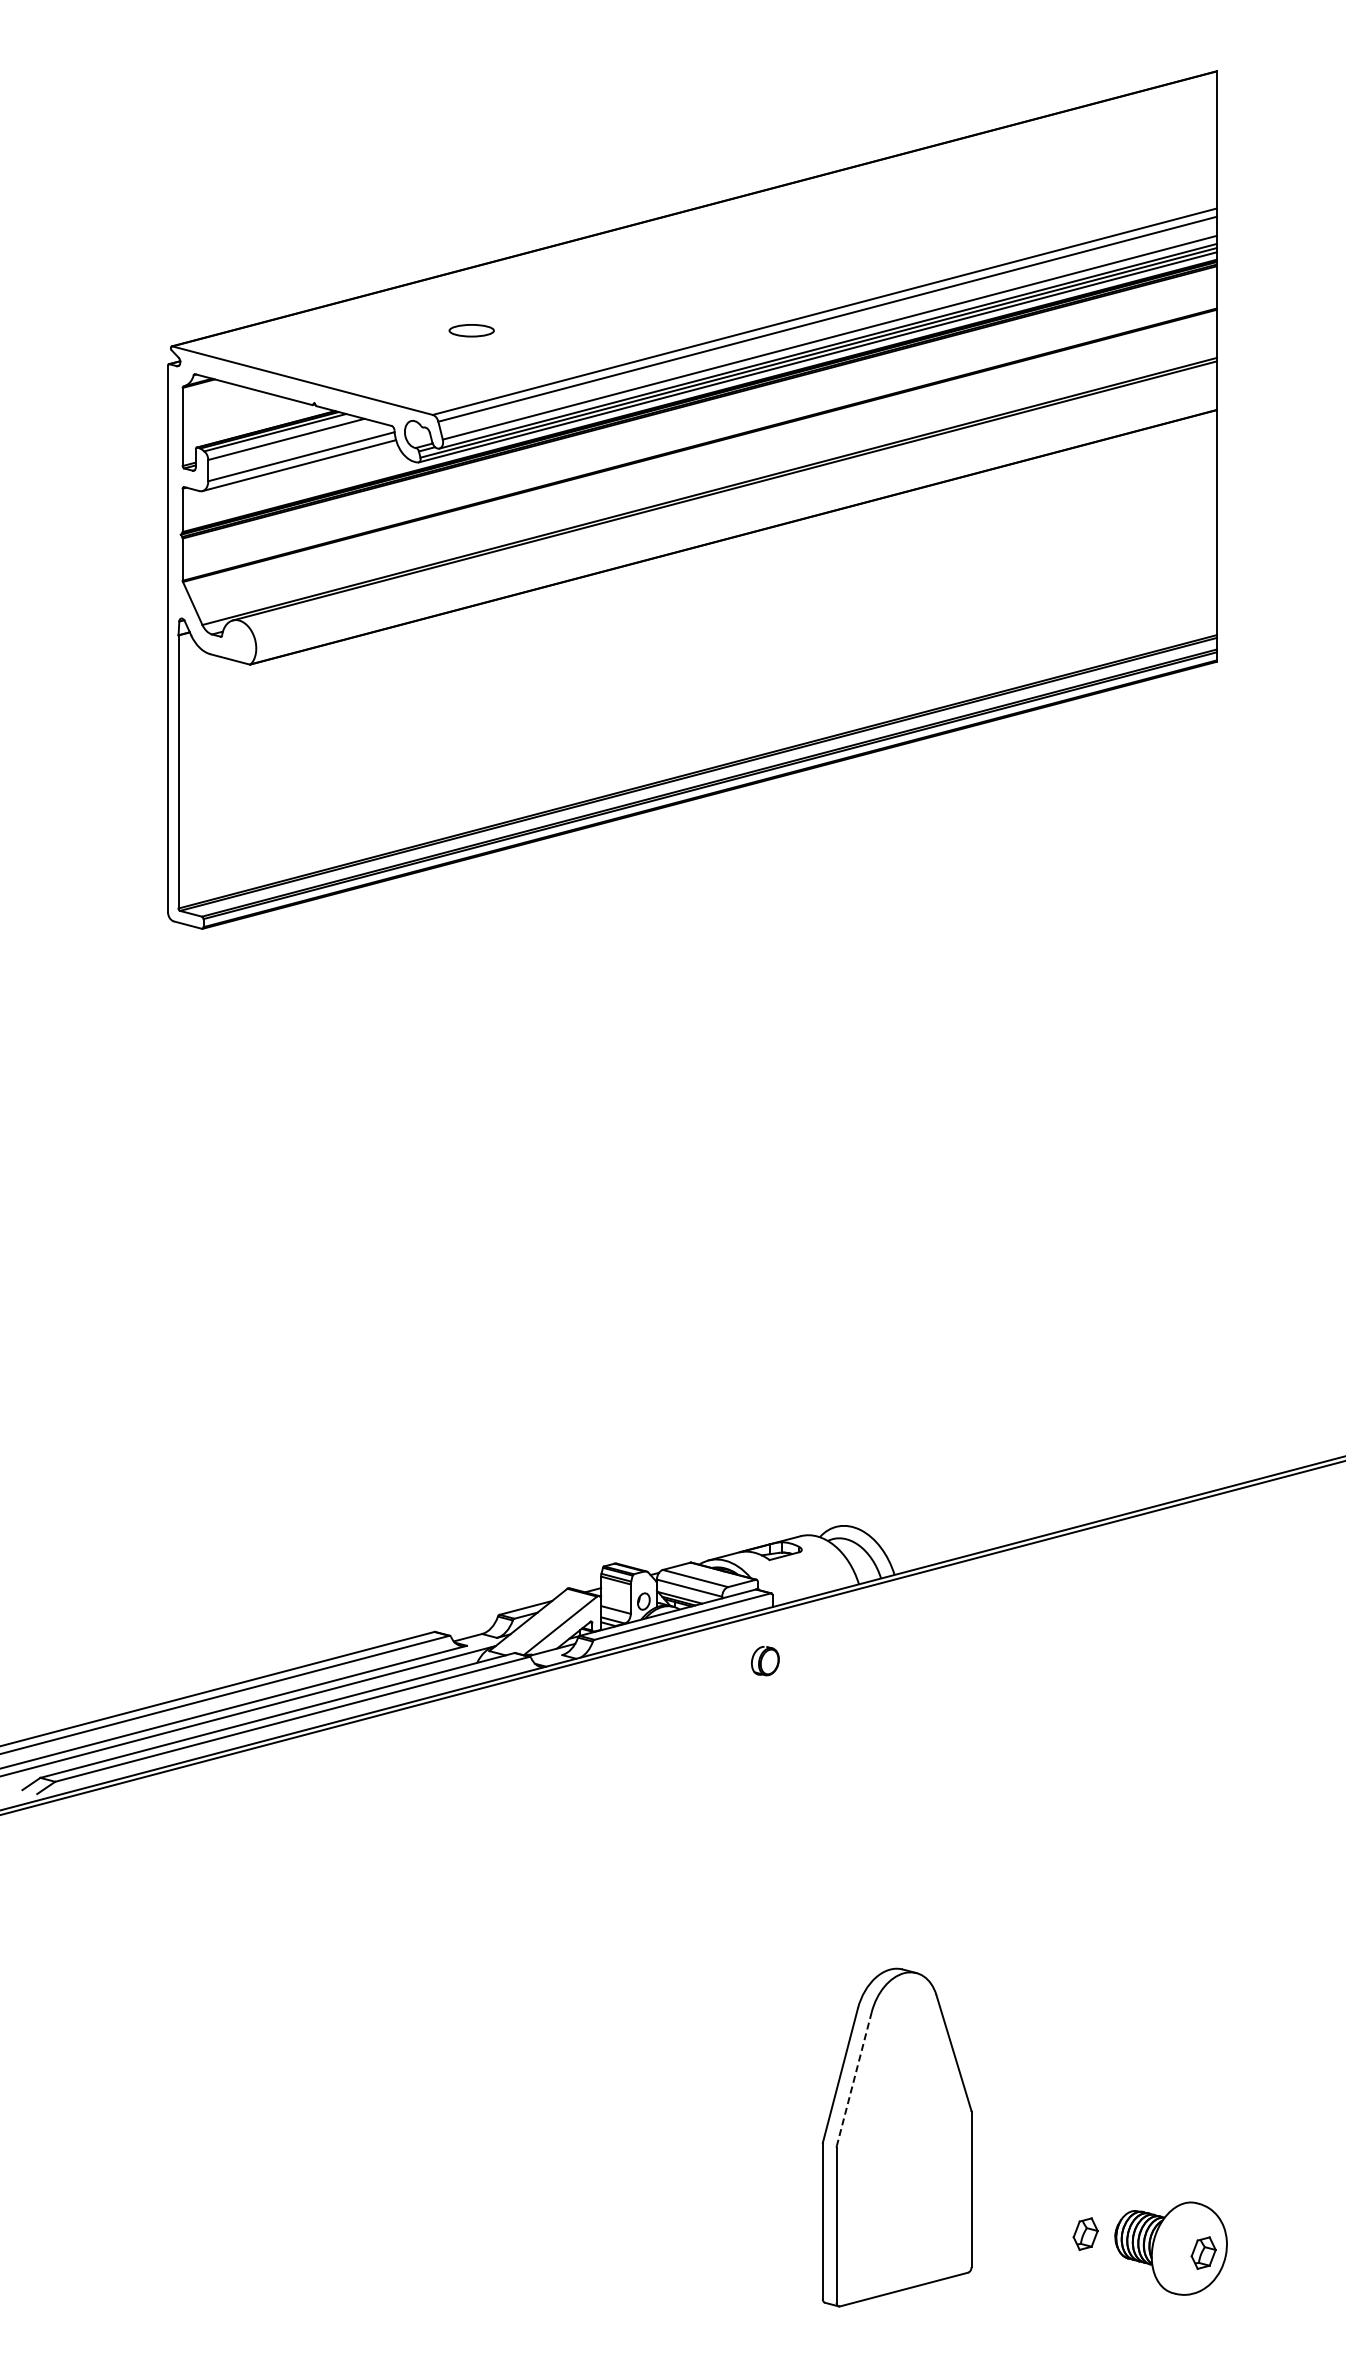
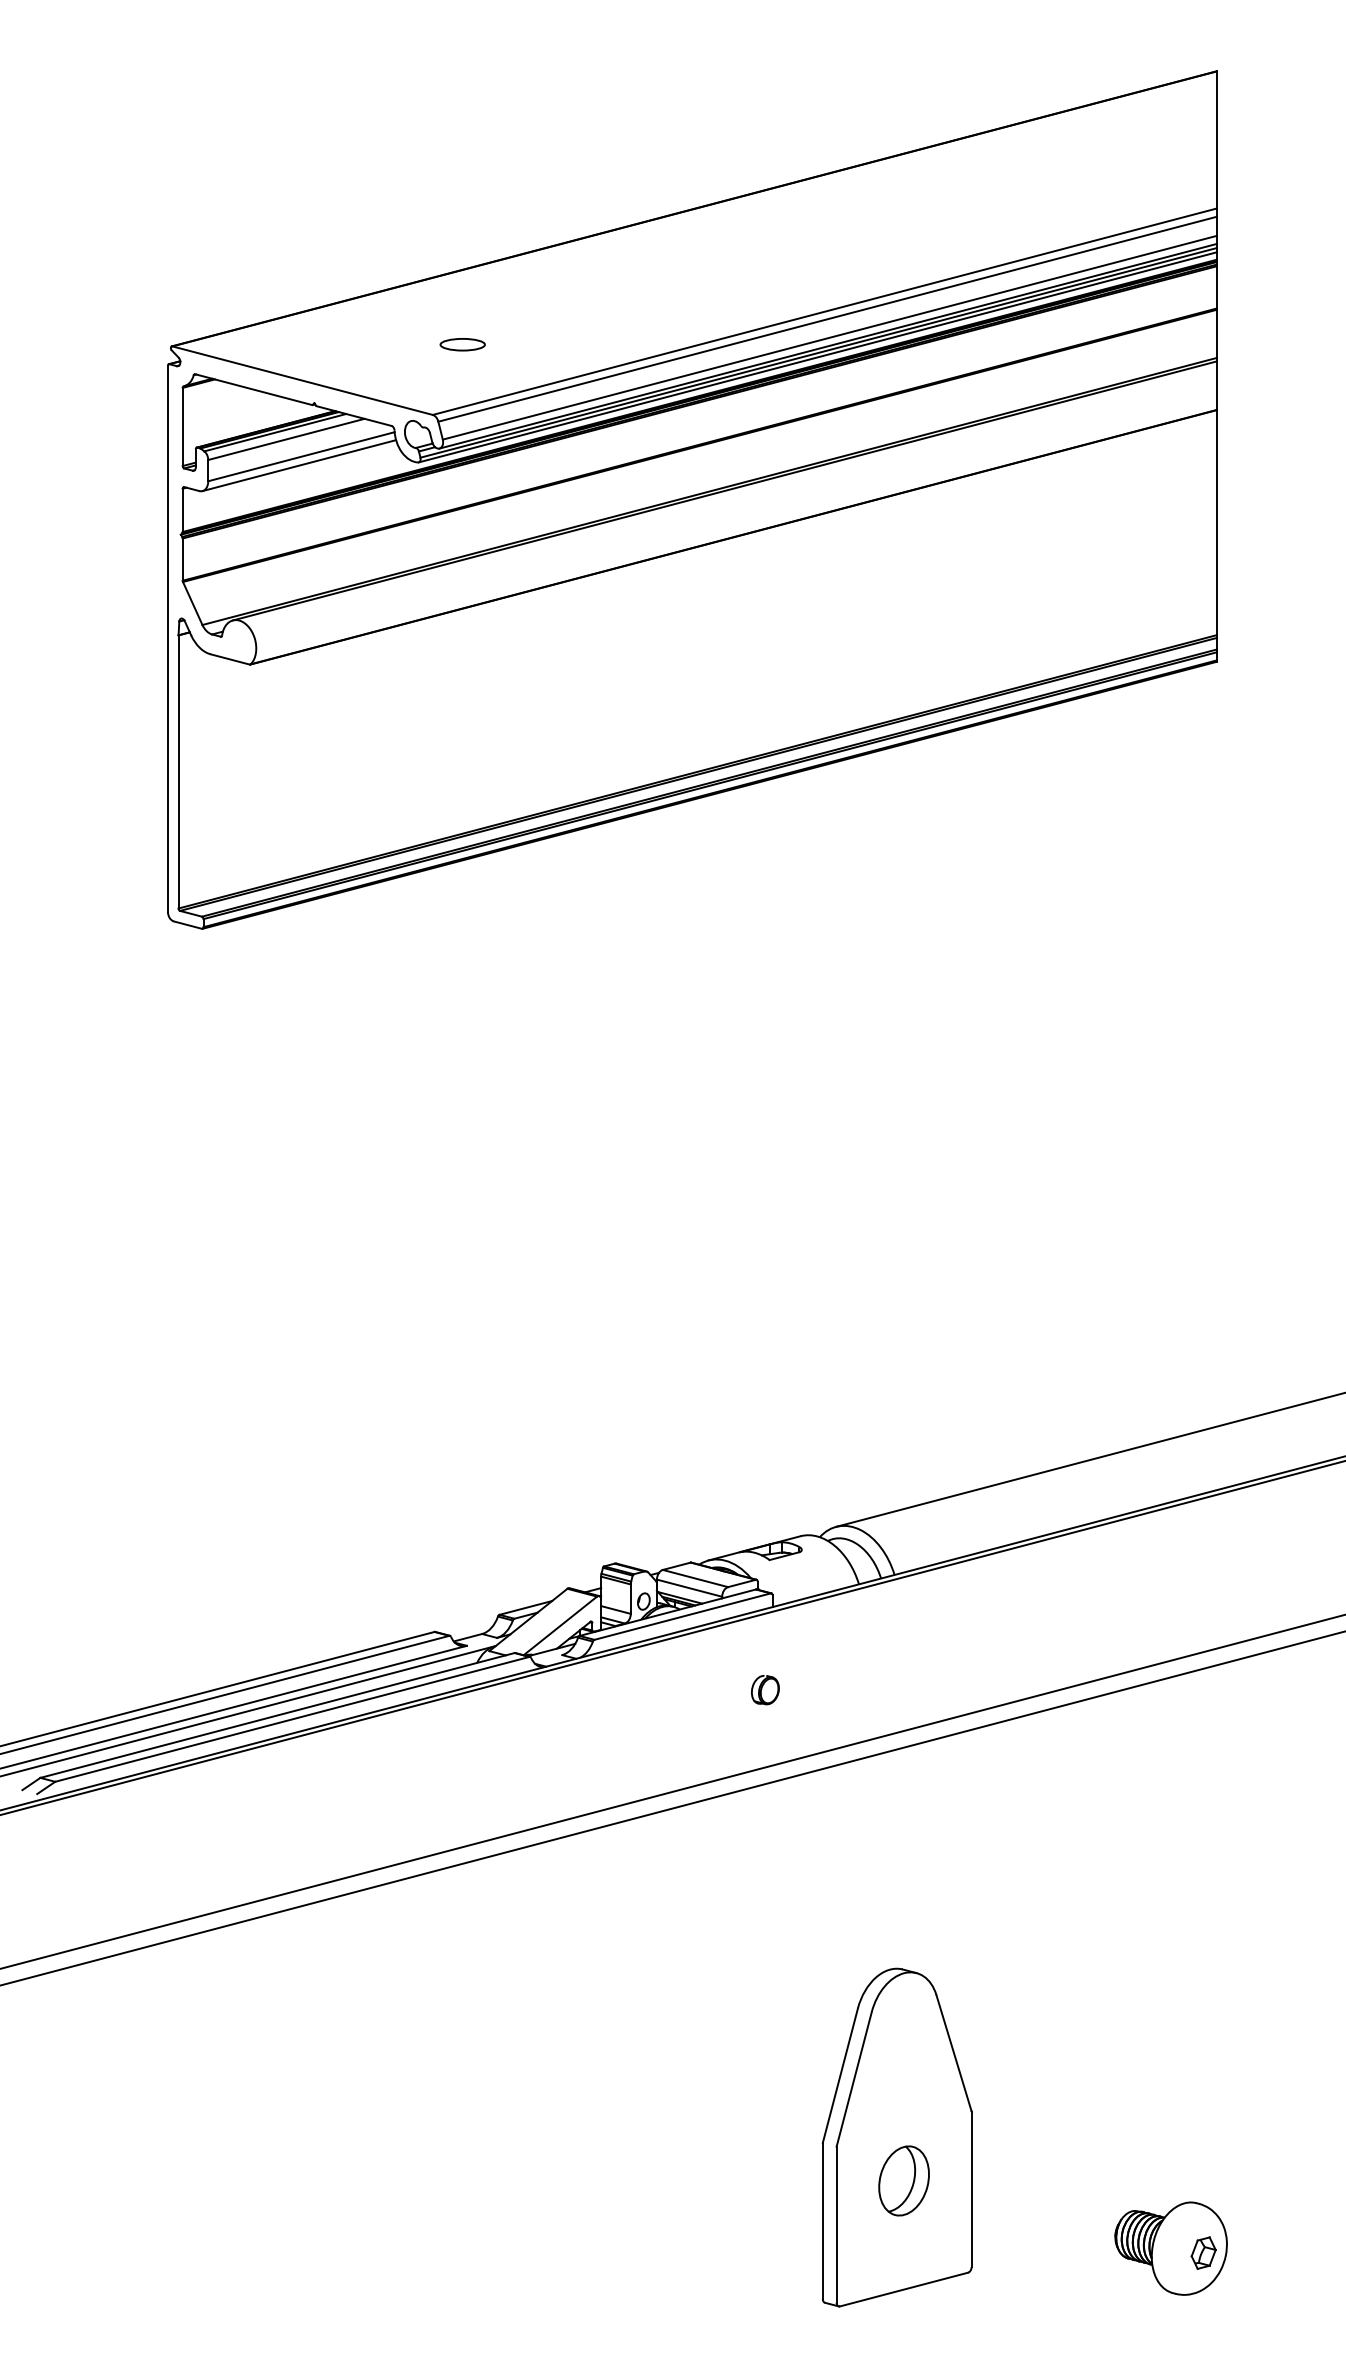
part position: (471, 330) -> (462, 344) (462, 344)
line: none -> present (1089, 1459)
part position: (765, 1661) -> (765, 1690) (765, 1690)
line: none -> present (672, 1791)
line: none -> present (672, 1808)
line: dashed -> solid (854, 2079)
part: none -> present (903, 2180)
part: present -> none (1085, 2233)
